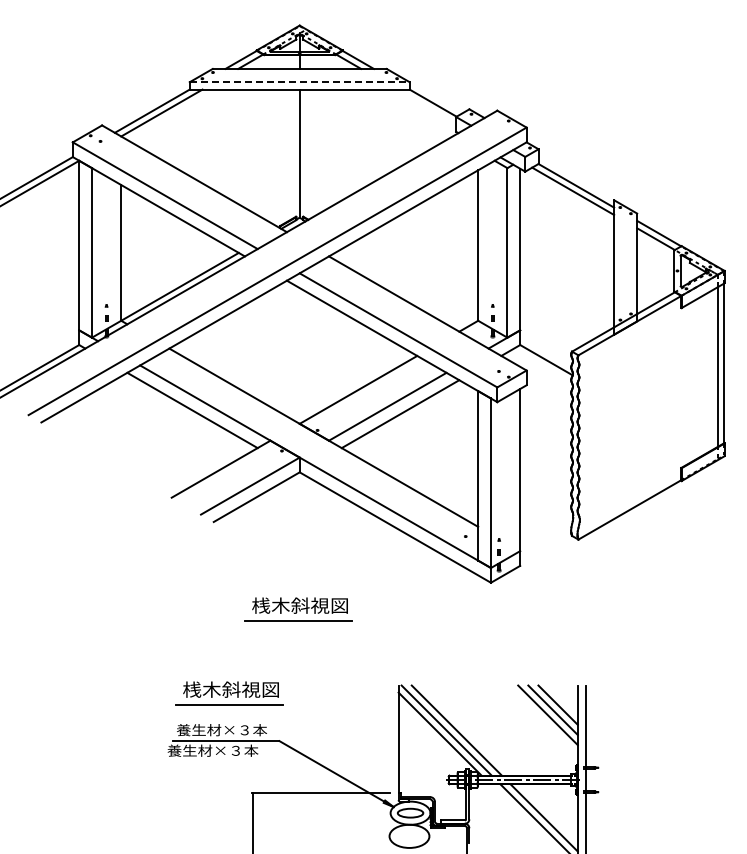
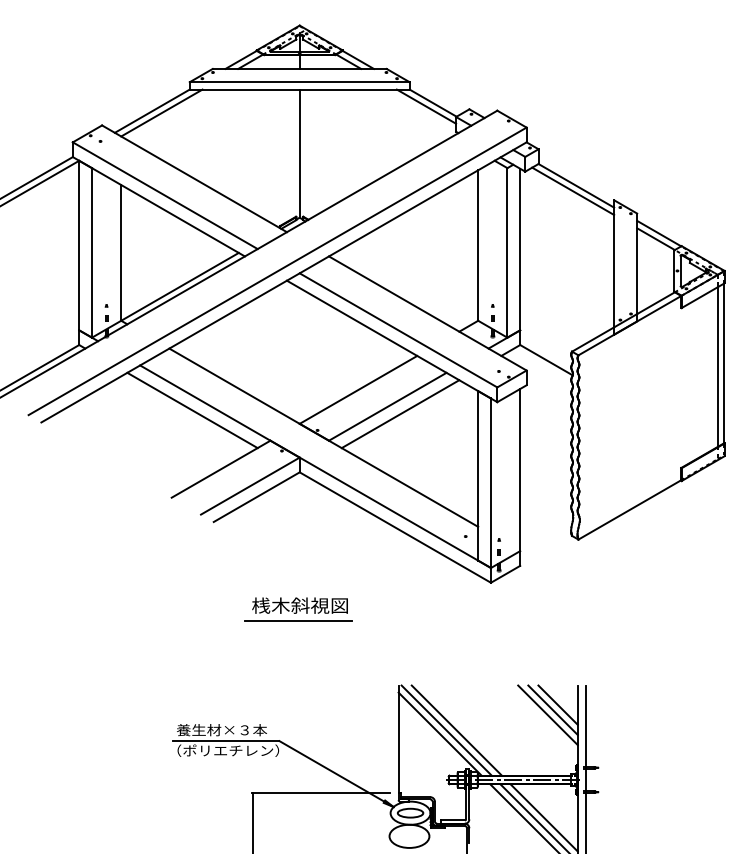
line: dashed -> solid (299, 82)
line: none -> present (426, 106)
part: present -> none (229, 693)
text: 養生材×３本 -> （ポリエチレン） (223, 750)
line: none -> present (523, 817)
